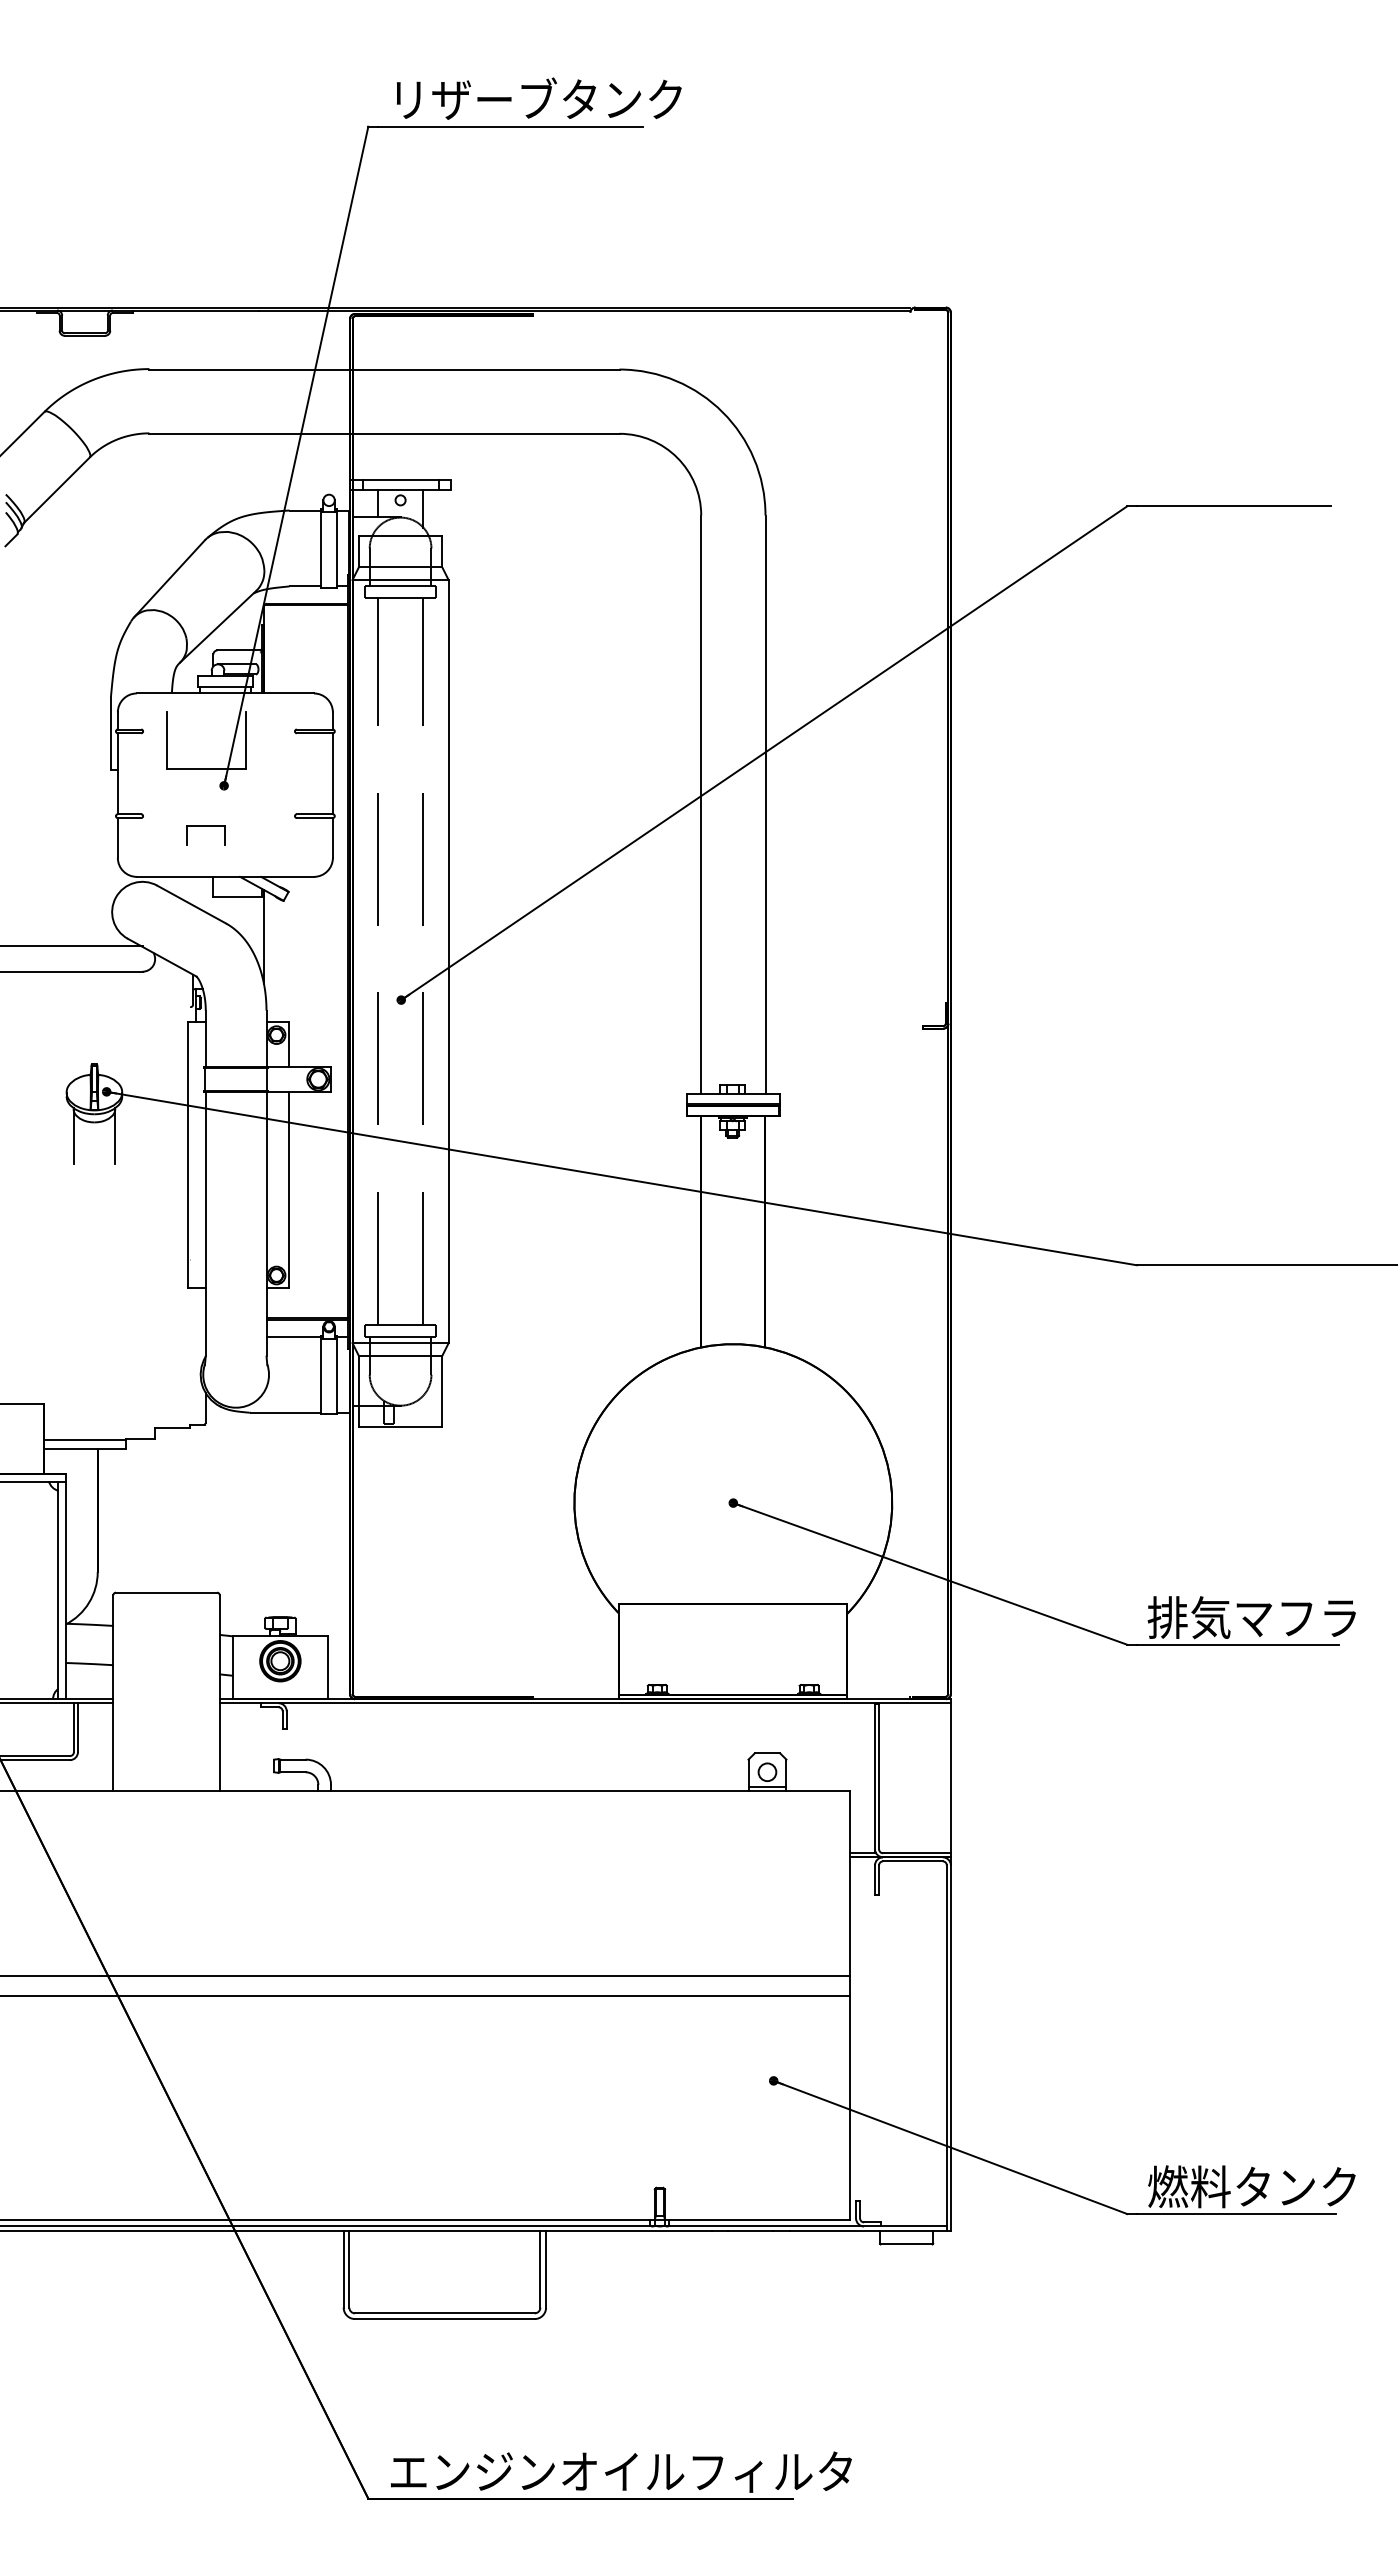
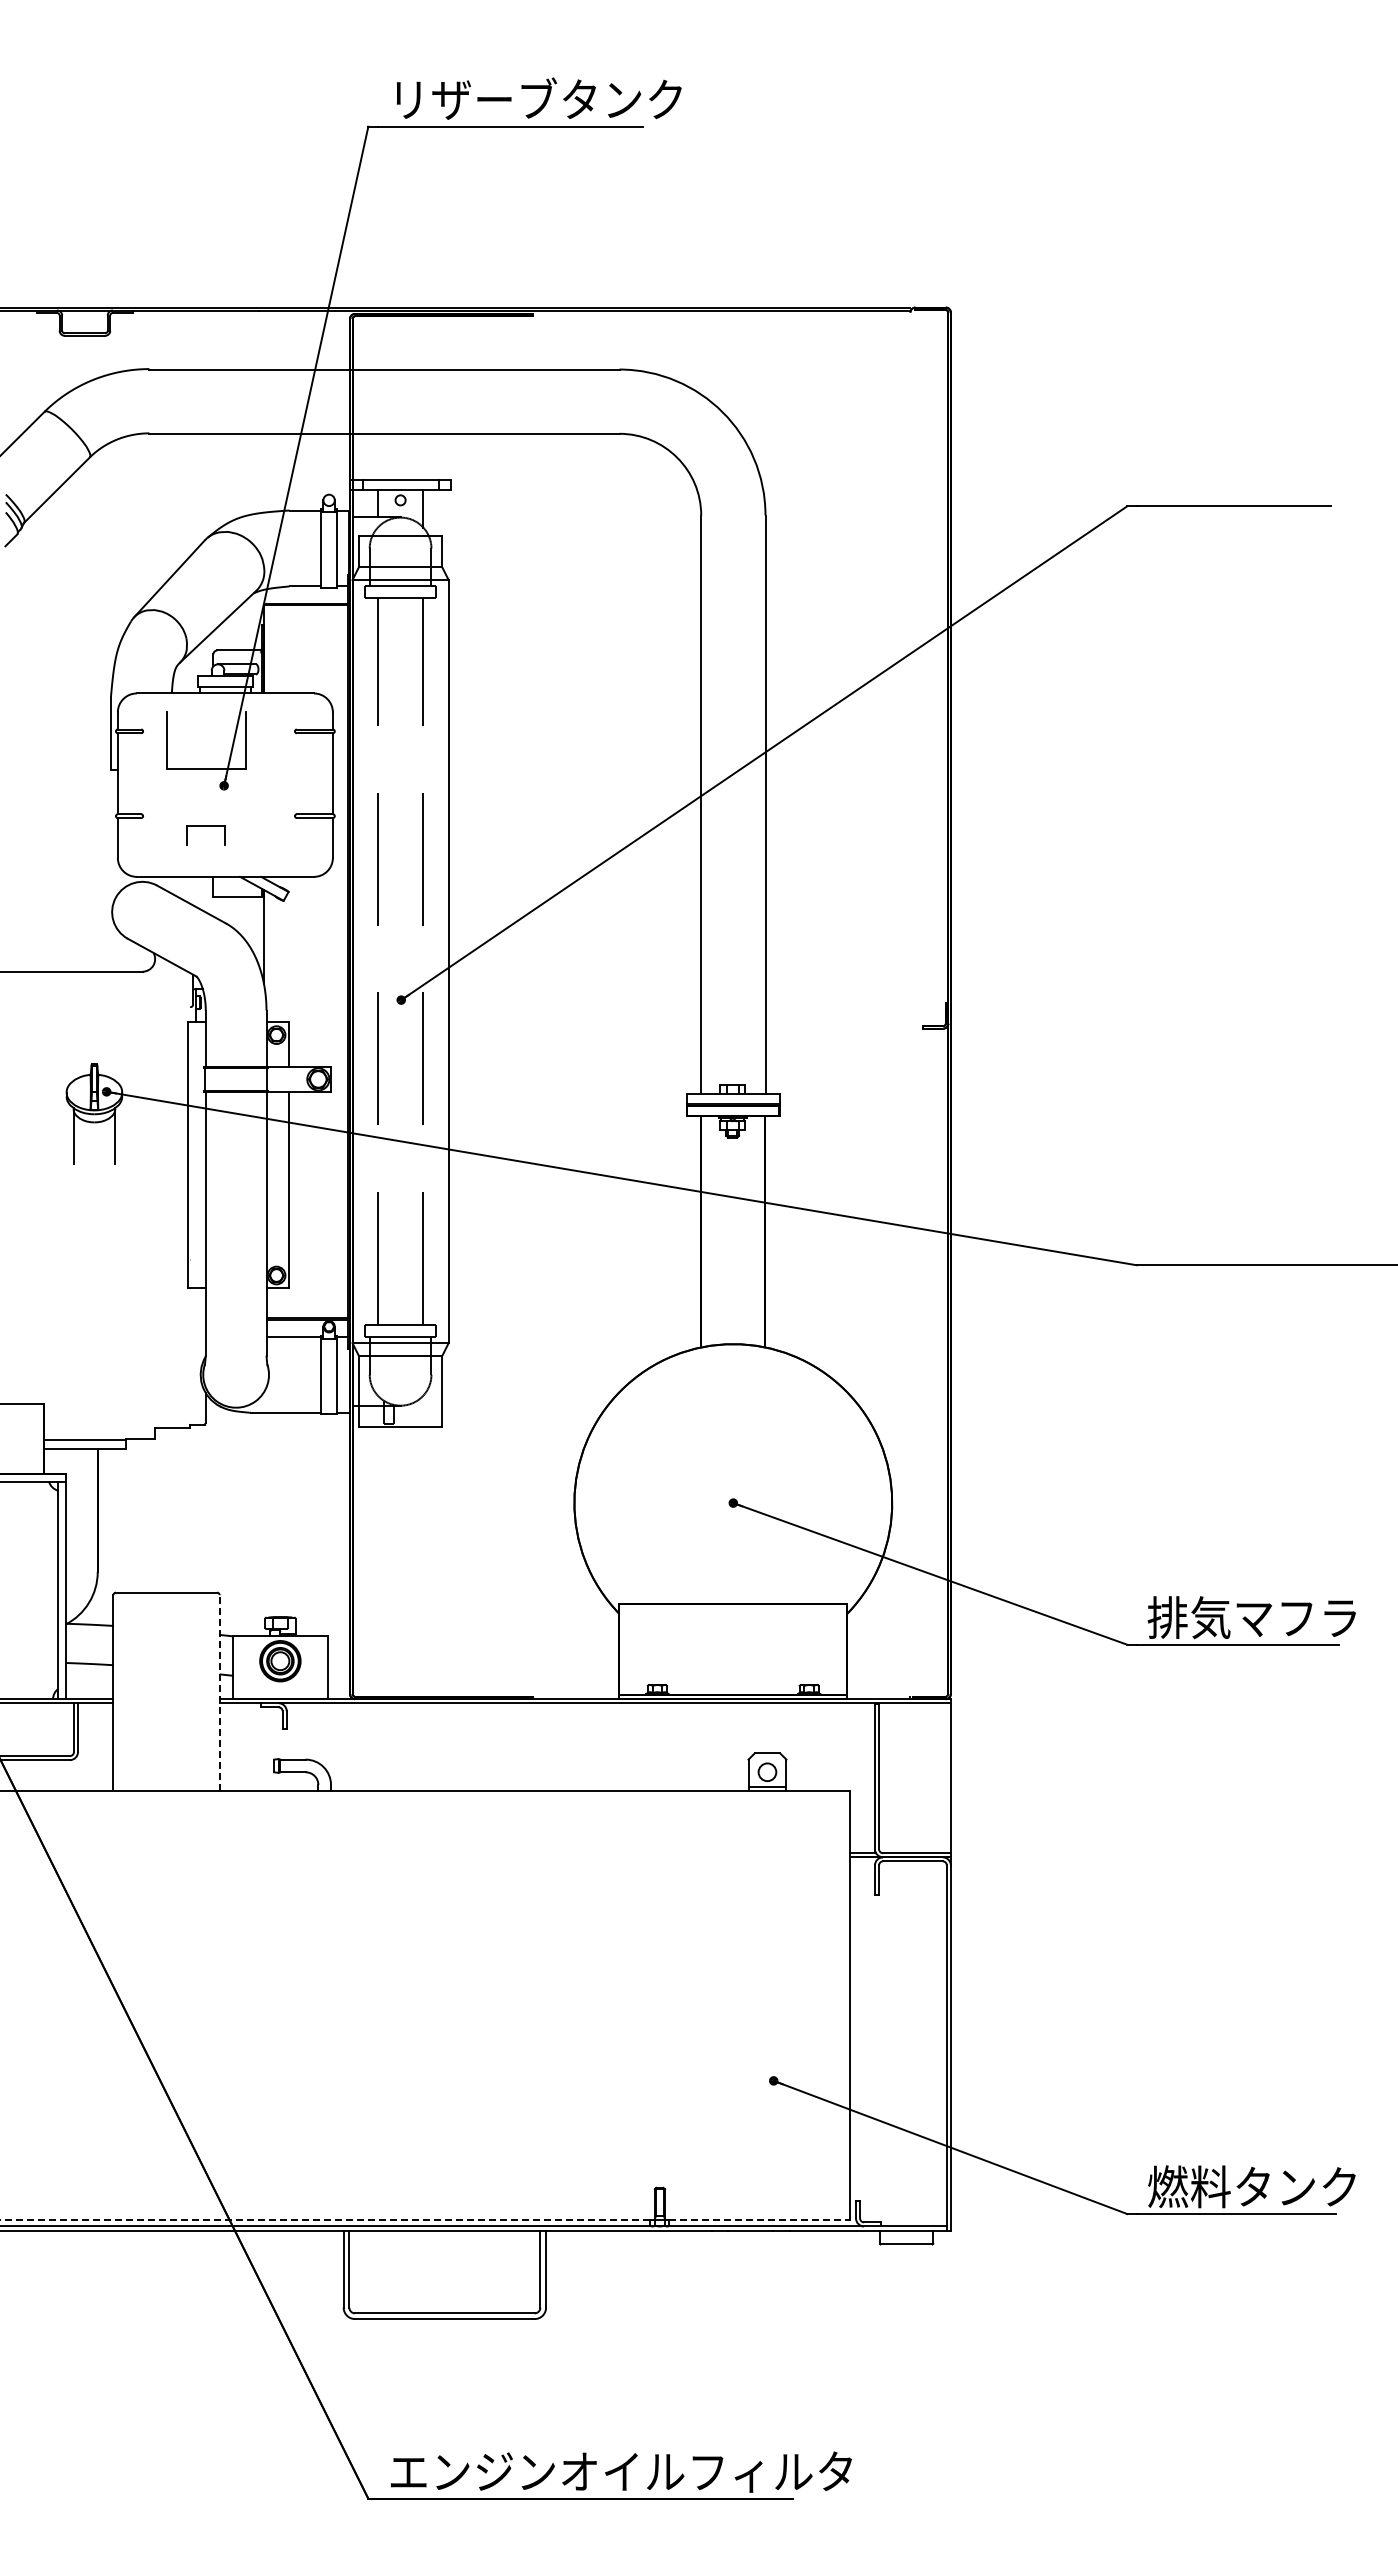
line: present -> none (72, 946)
line: solid -> dashed (219, 1692)
line: present -> none (425, 1976)
line: present -> none (425, 1996)
line: solid -> dashed (325, 2220)
line: solid -> dashed (760, 2220)
